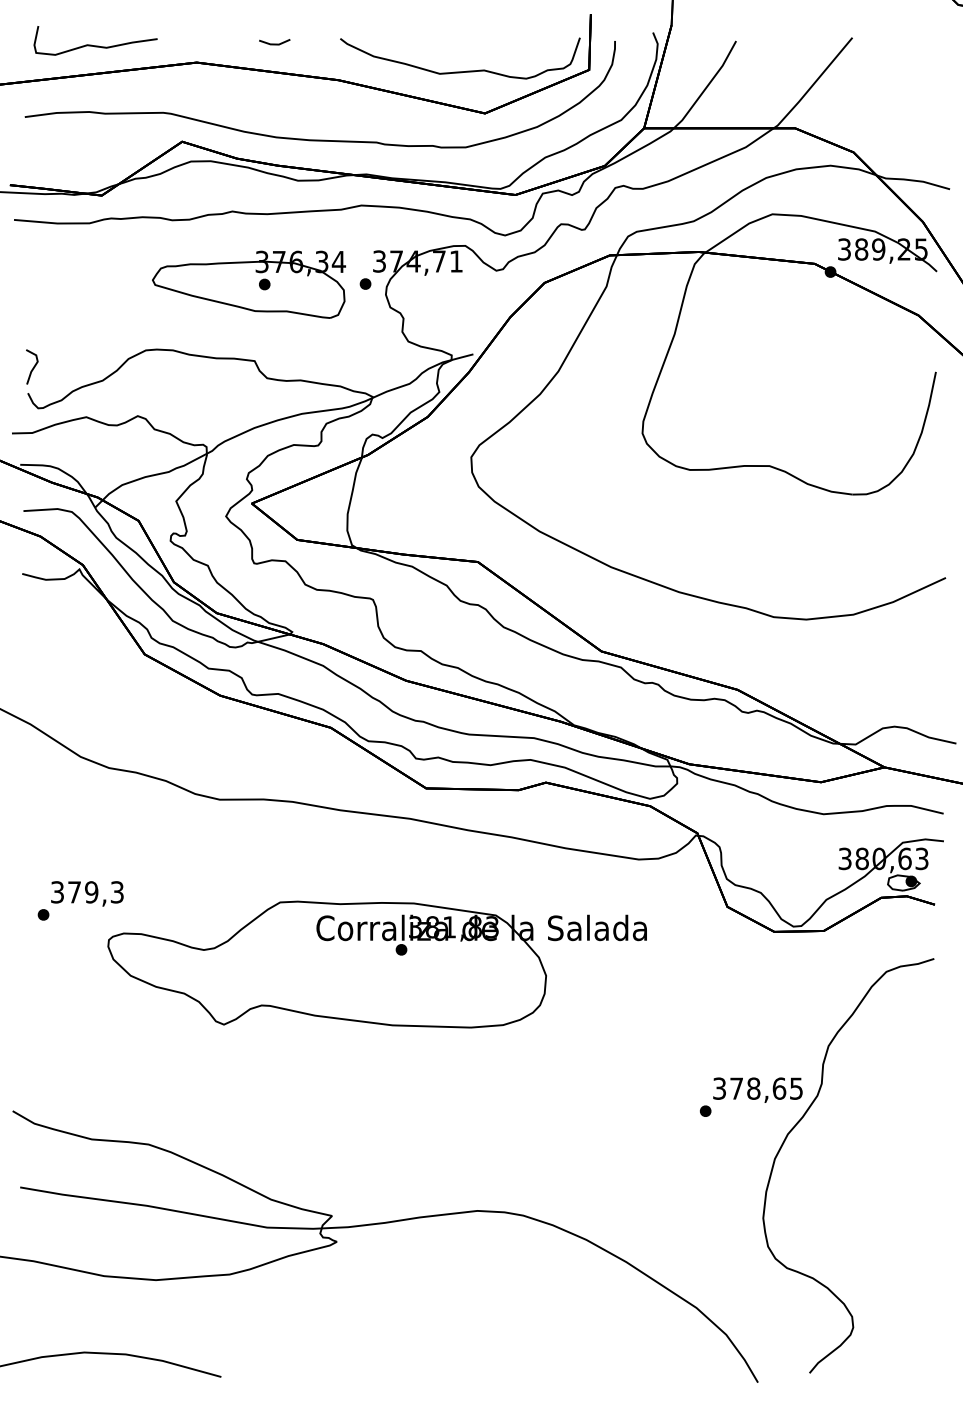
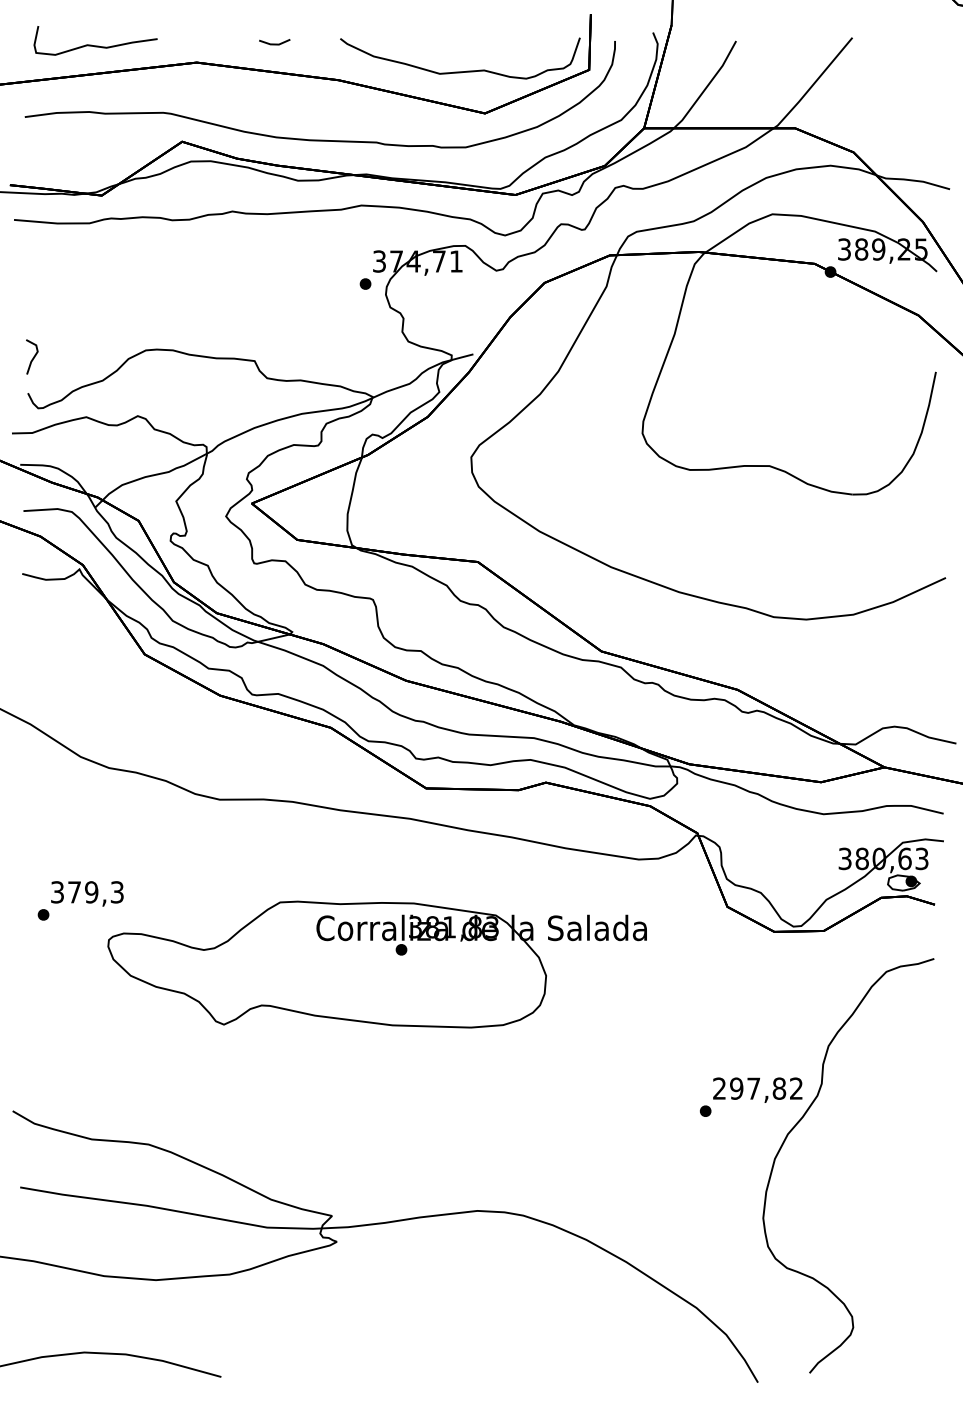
part: present -> none (248, 284)
line position: (33, 366) -> (33, 356) (33, 356)
text: 378,65 -> 297,82 (757, 1088)
